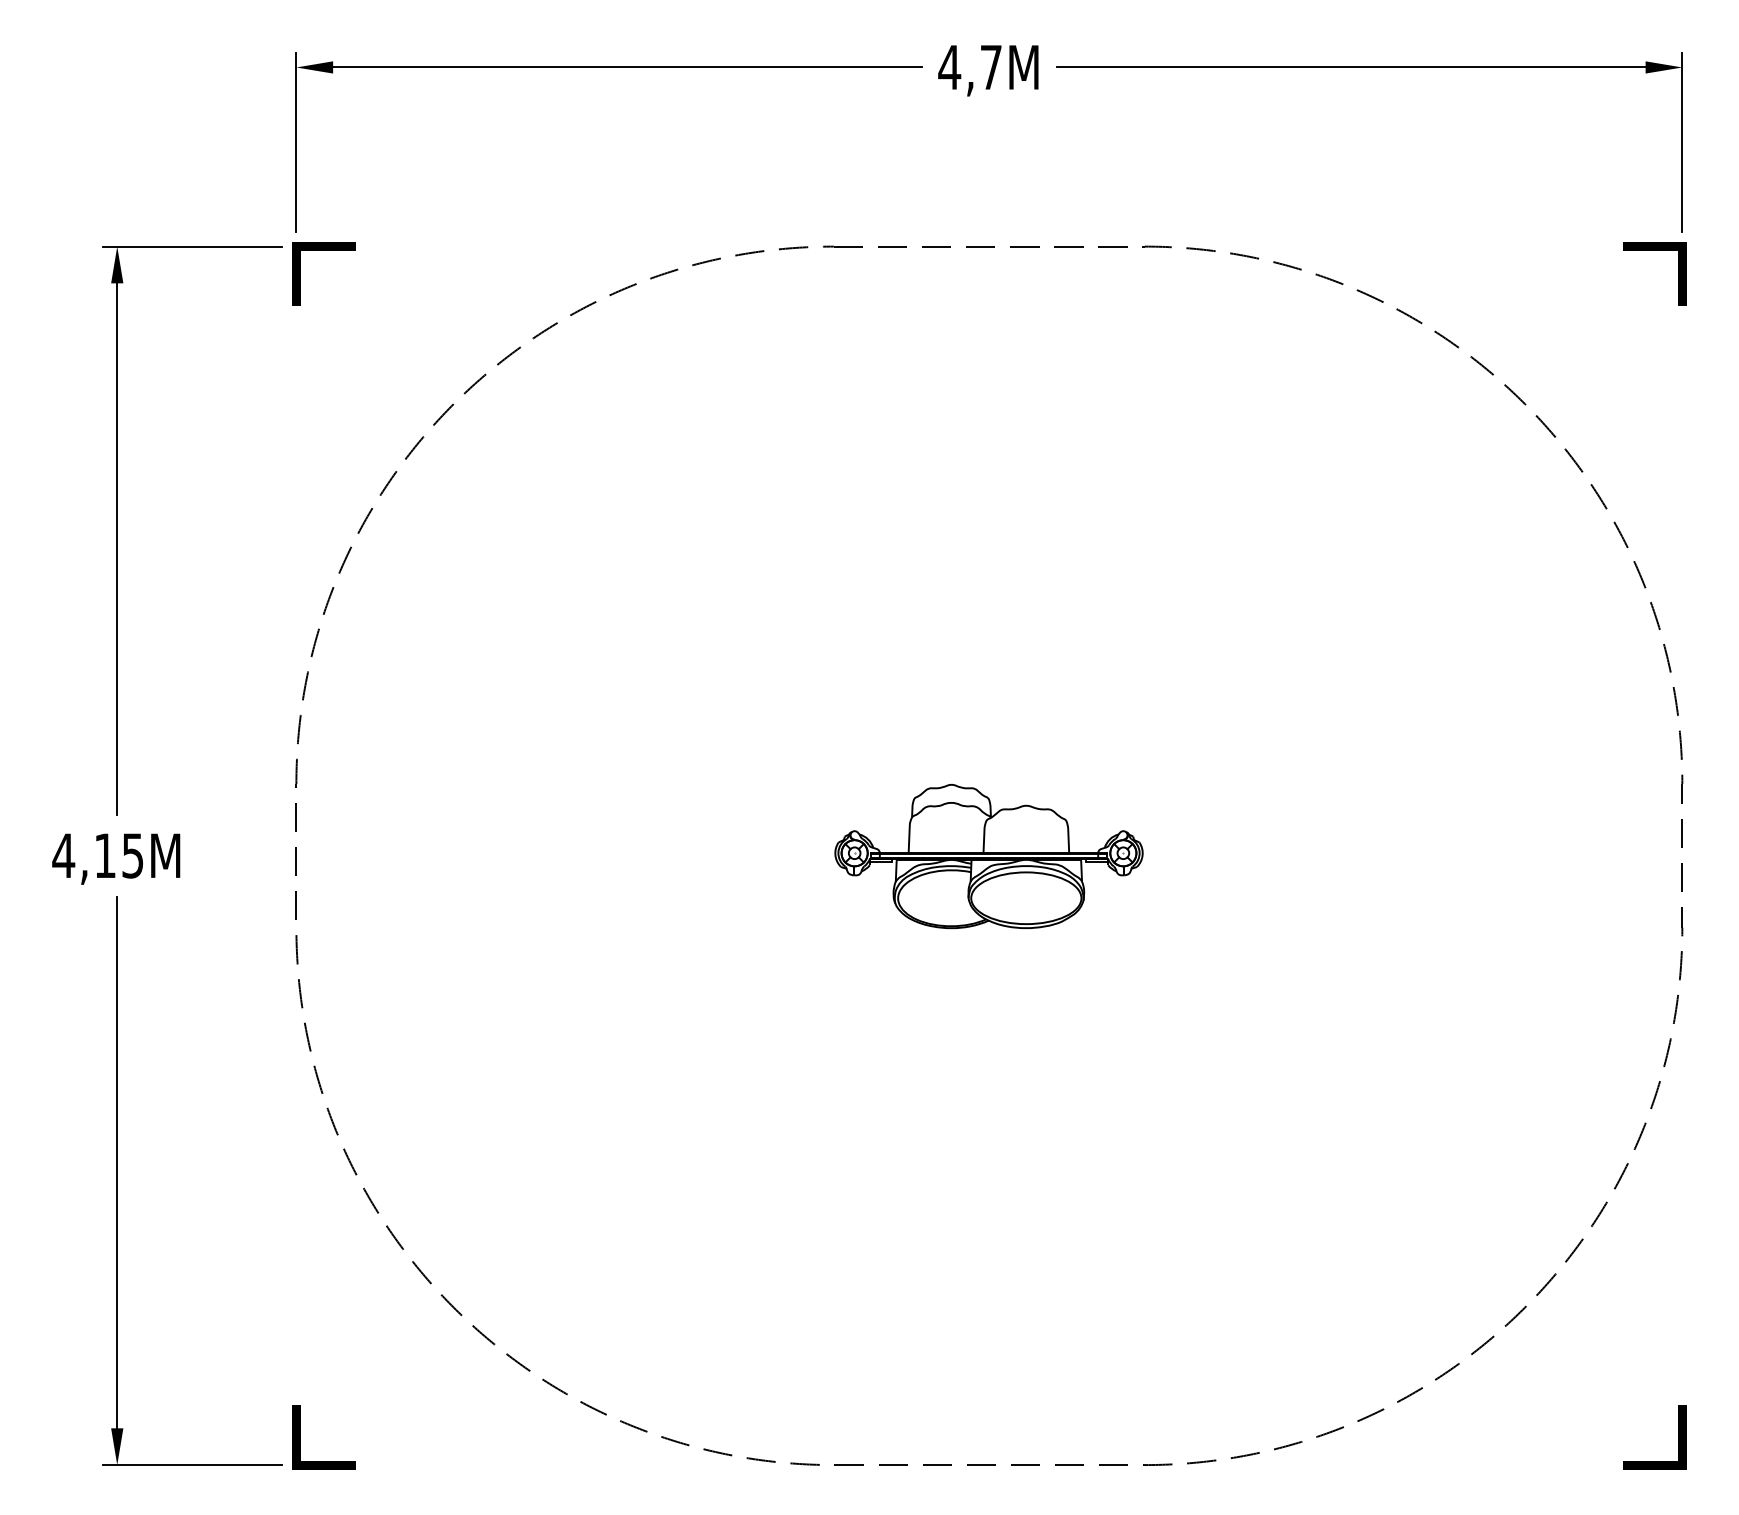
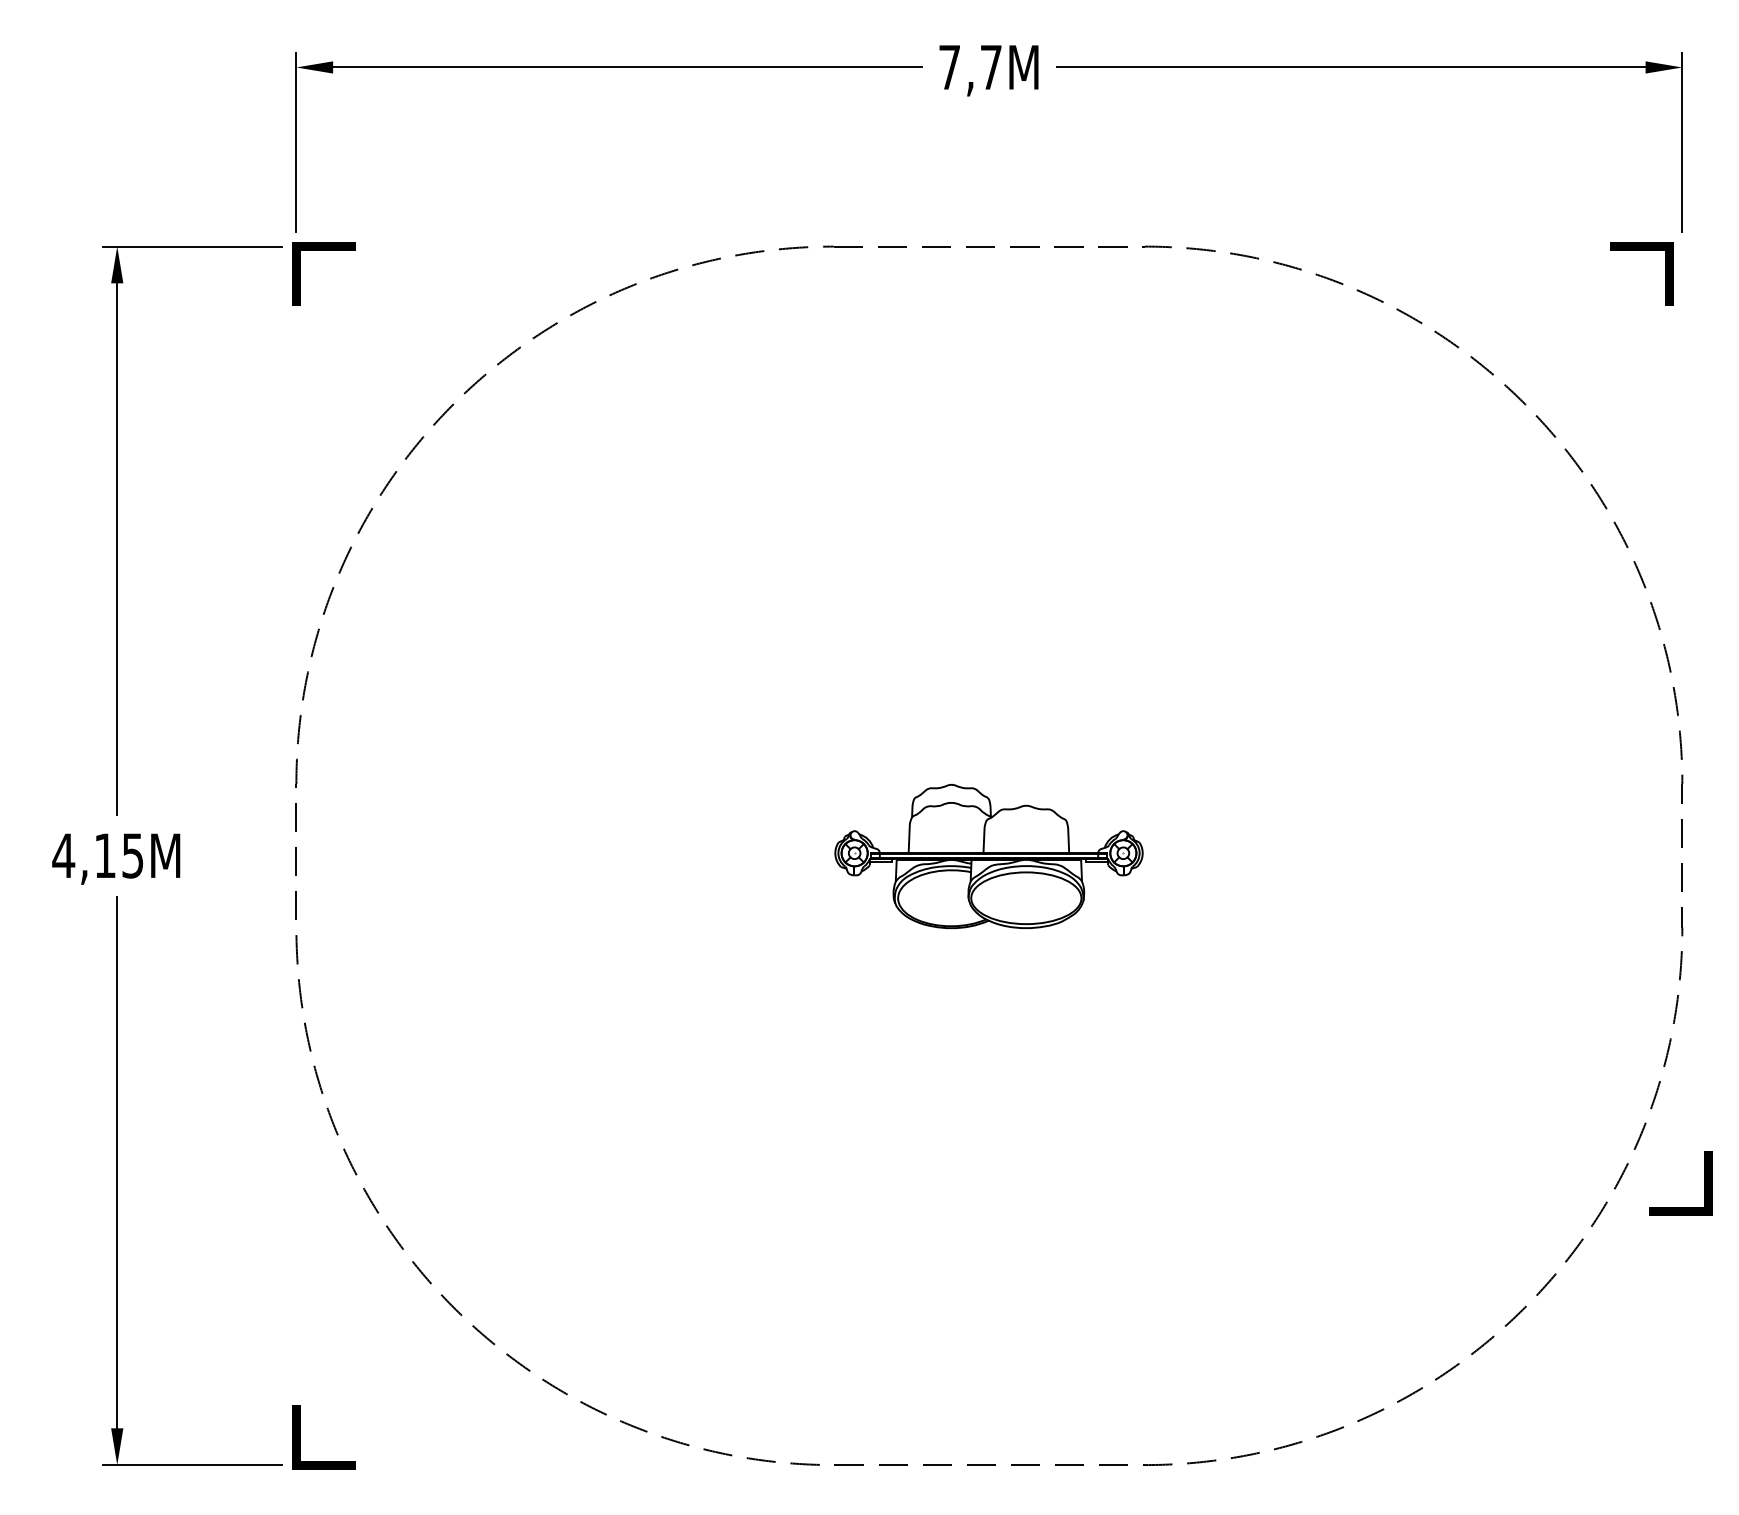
text: 4,7M -> 7,7M (949, 67)
part position: (1654, 250) -> (1641, 250) (1641, 250)
part position: (1678, 1437) -> (1704, 1183) (1704, 1183)
